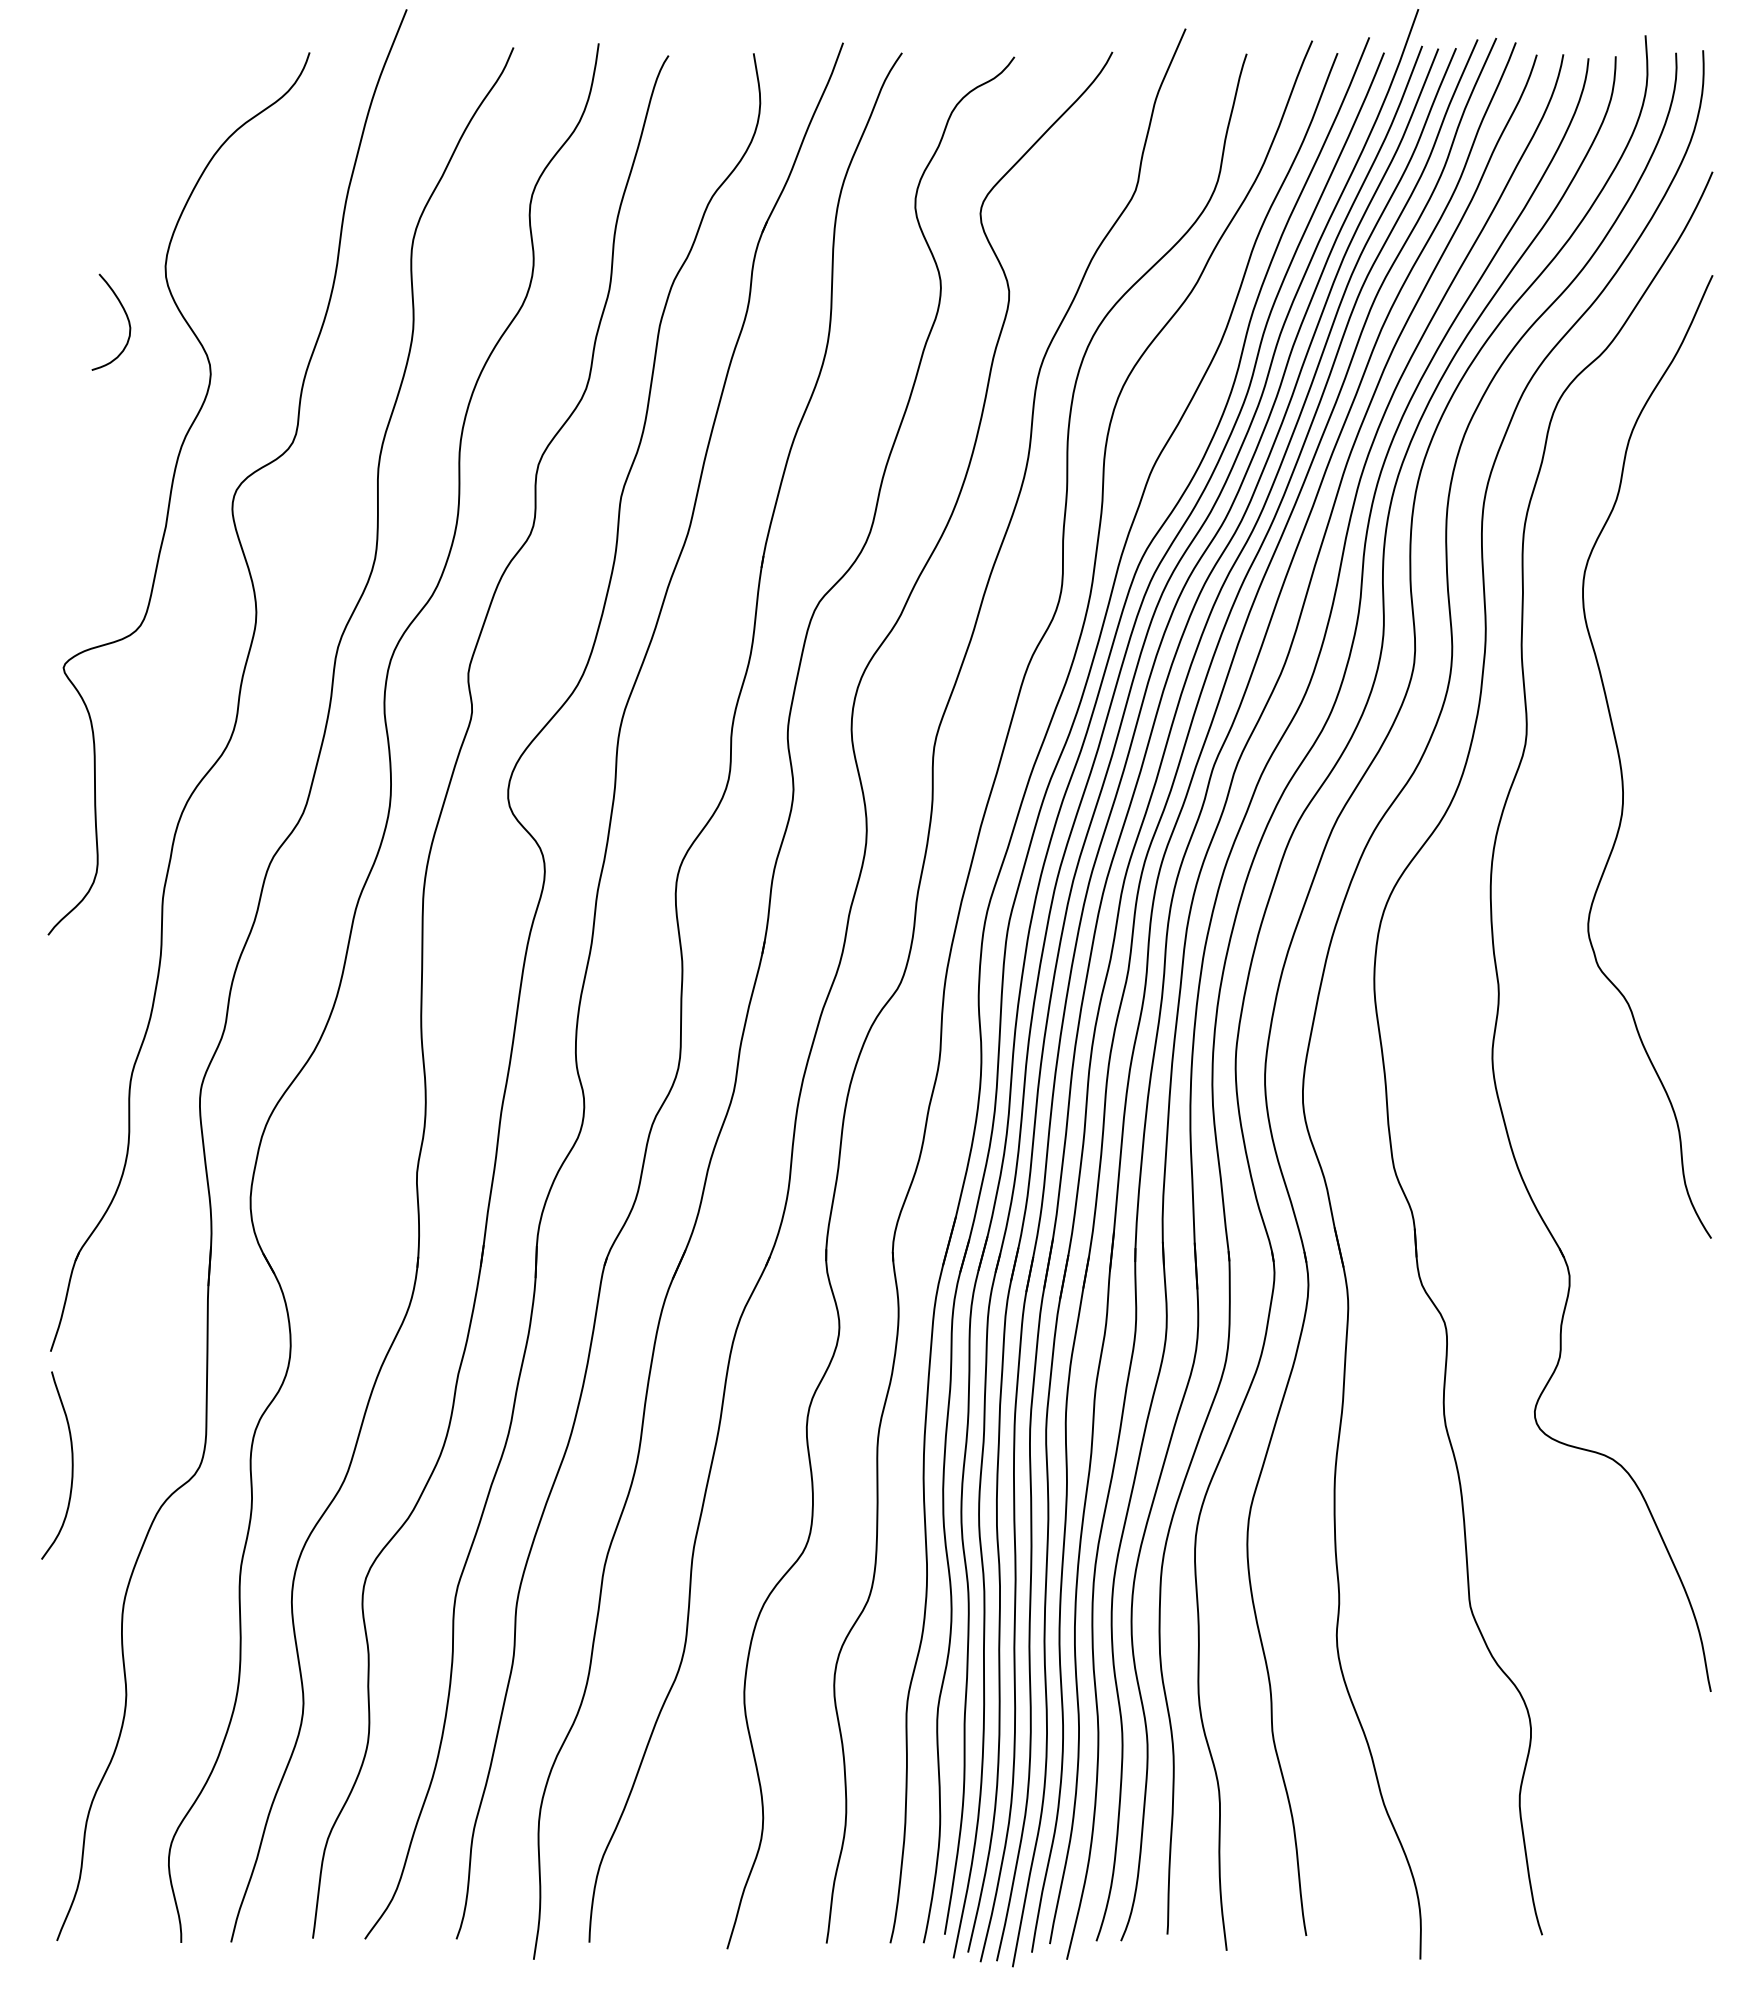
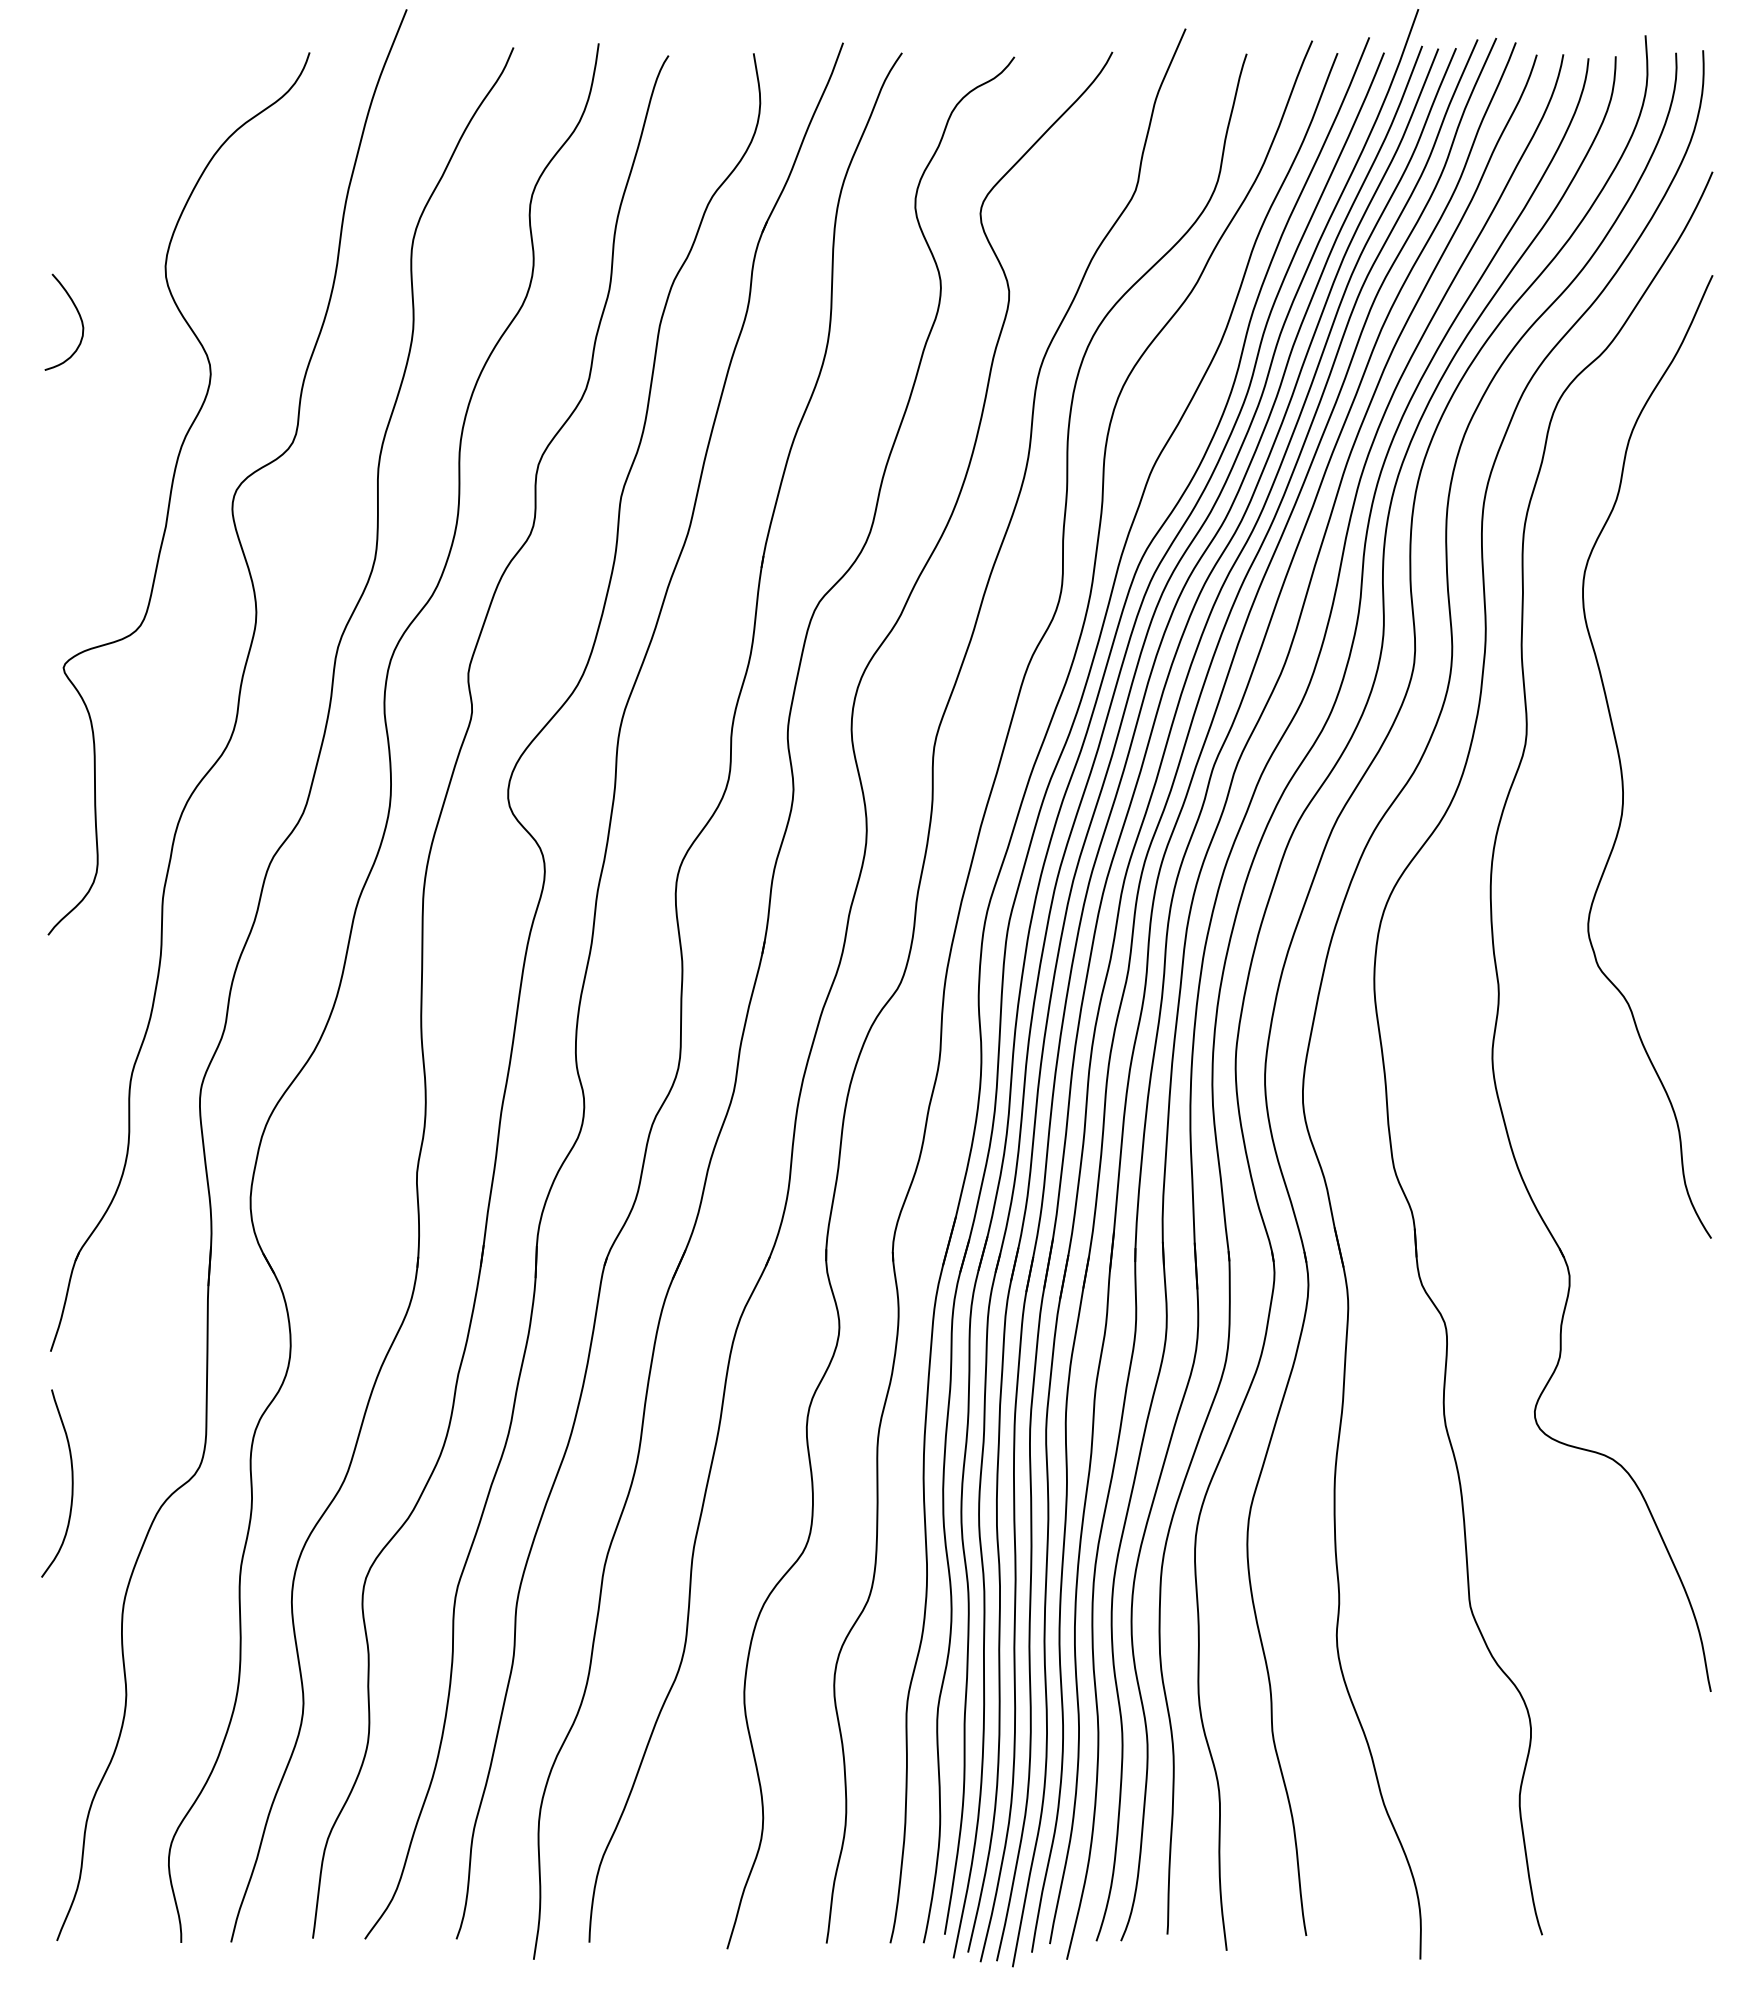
curve position: (126, 317) -> (79, 317) (79, 317)
curve position: (71, 1465) -> (71, 1483) (71, 1483)
